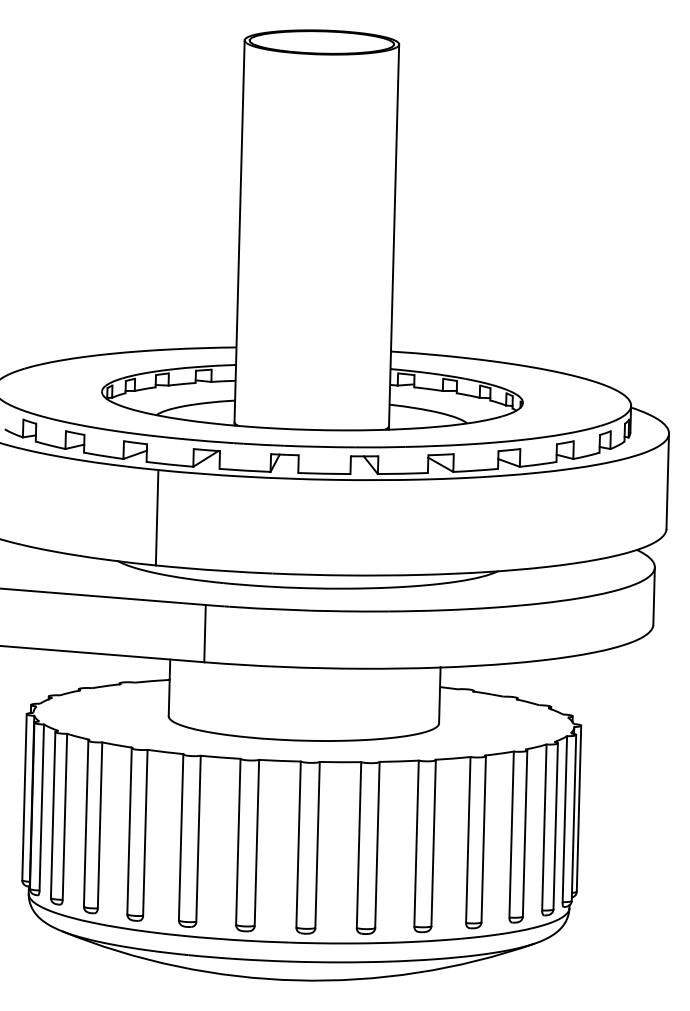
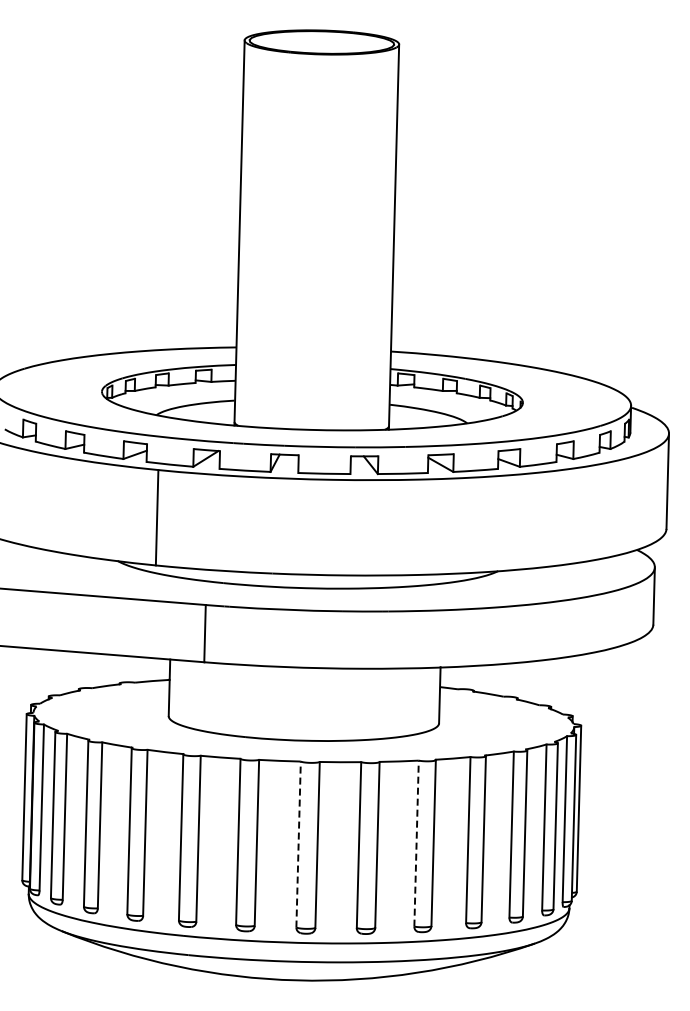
line: solid -> dashed (416, 843)
line: solid -> dashed (298, 844)
